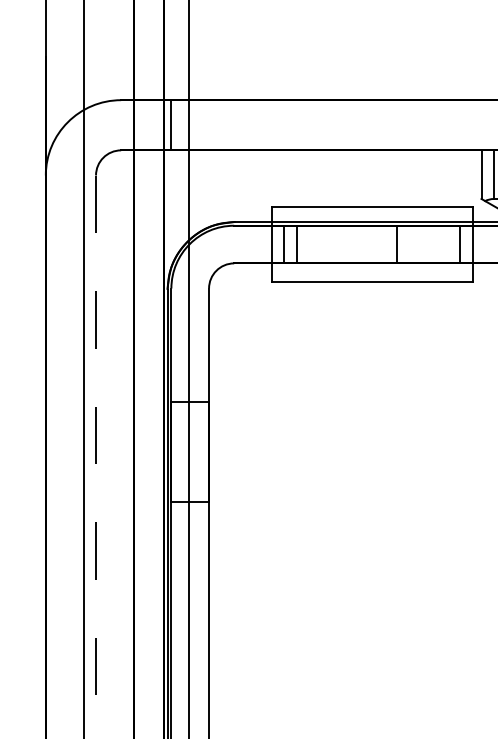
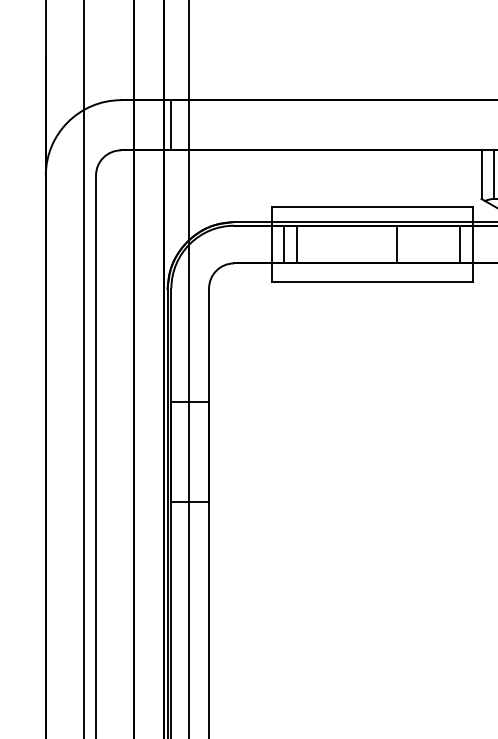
line: dashed -> solid (96, 457)
